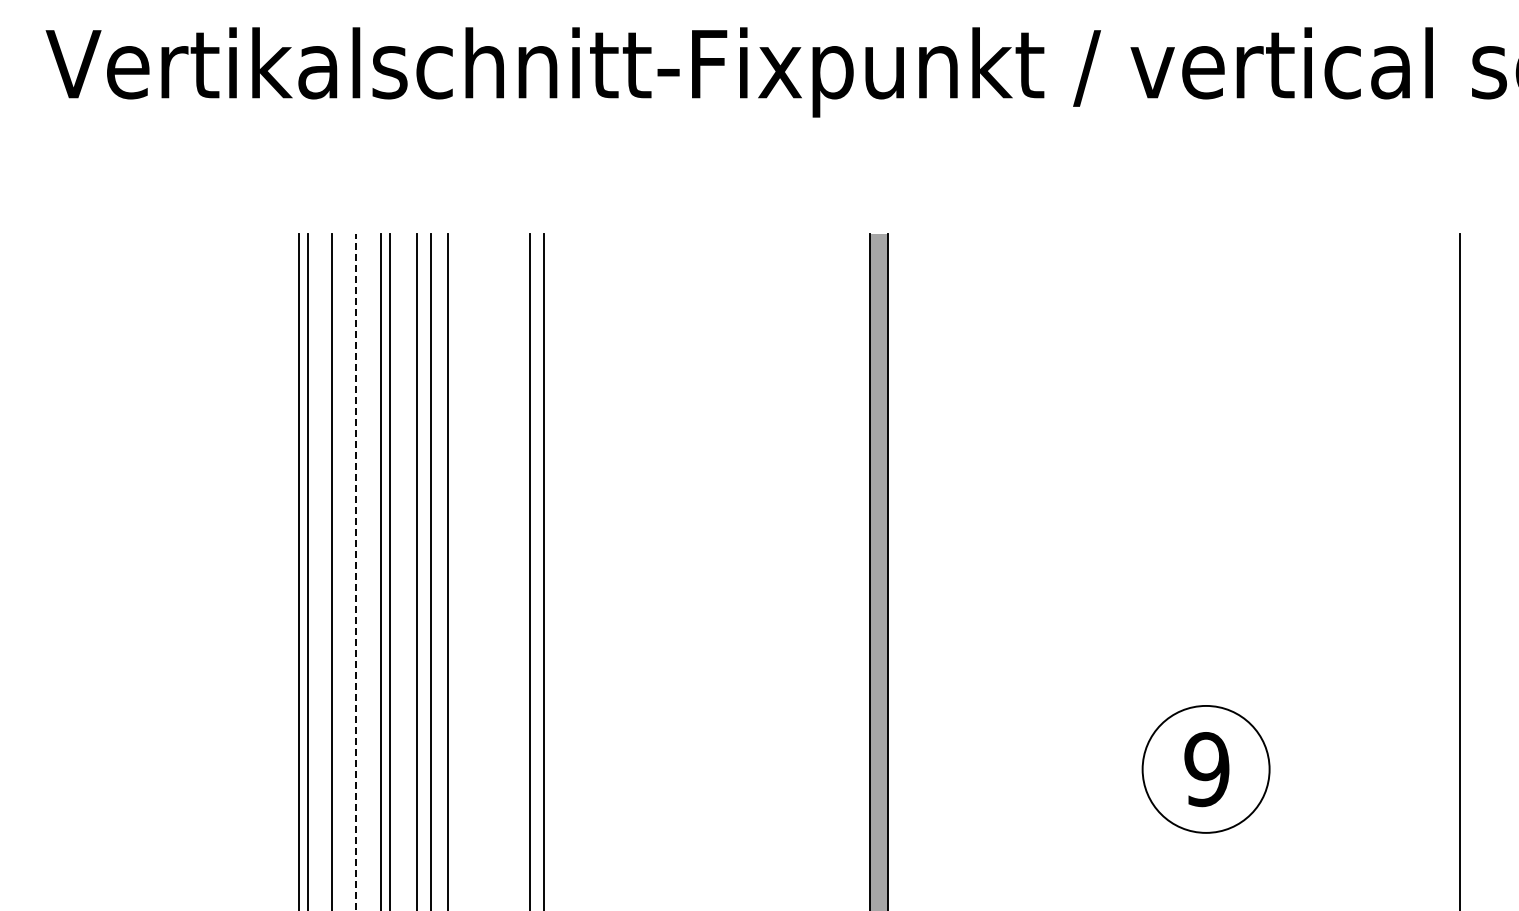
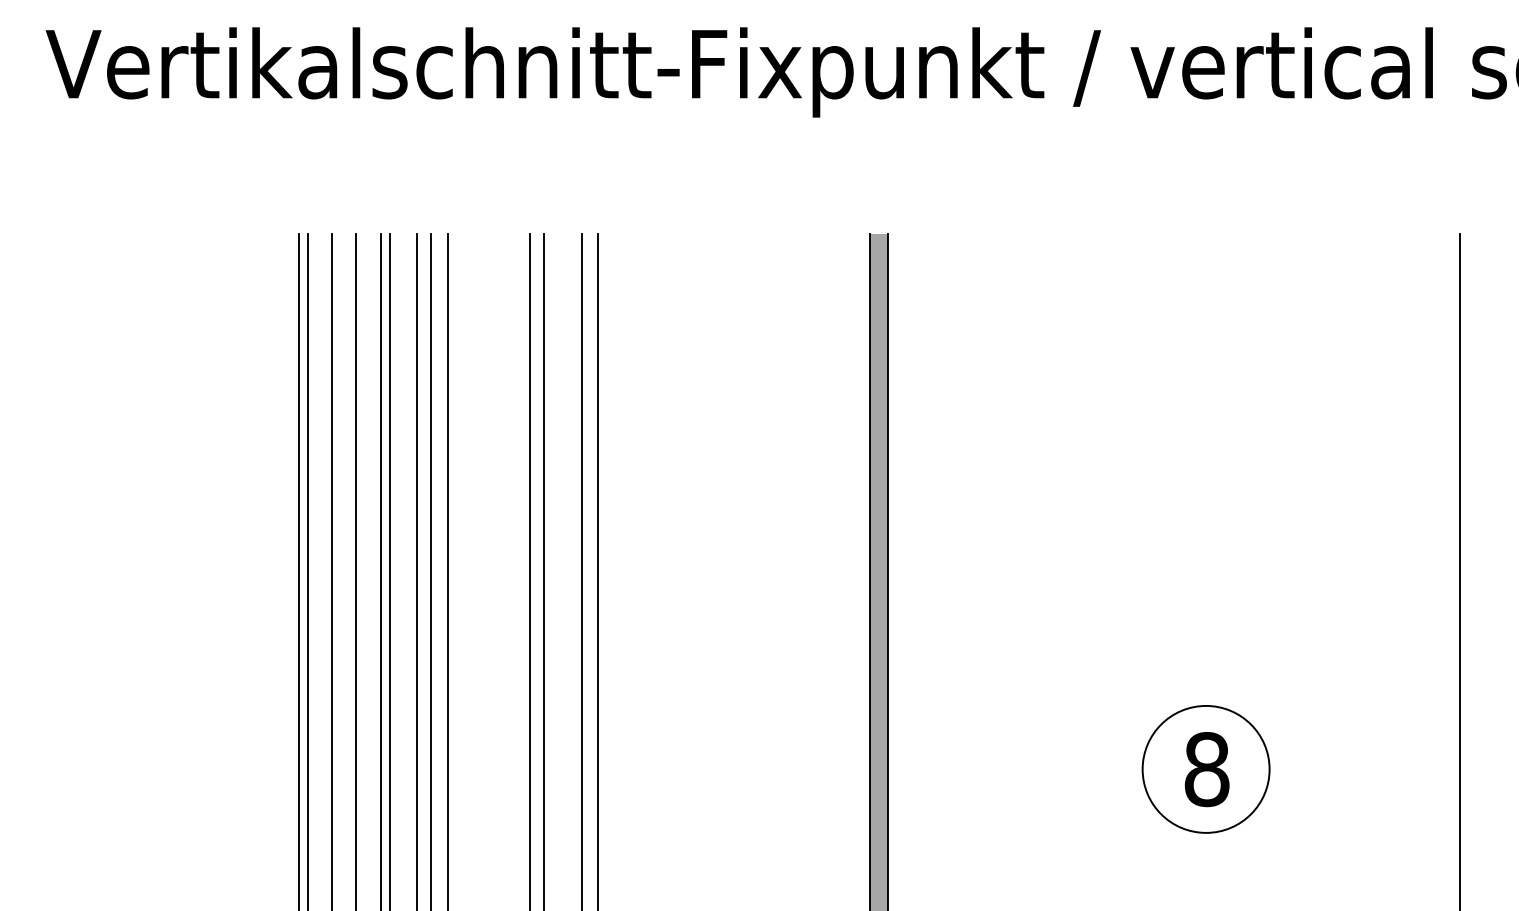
line: none -> present (581, 570)
line: none -> present (598, 570)
line: dashed -> solid (356, 572)
text: 9 -> 8 (1206, 769)
